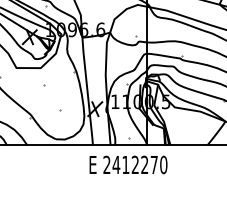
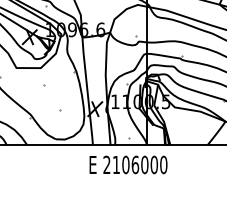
text: 2412270 -> 2106000 (134, 164)
